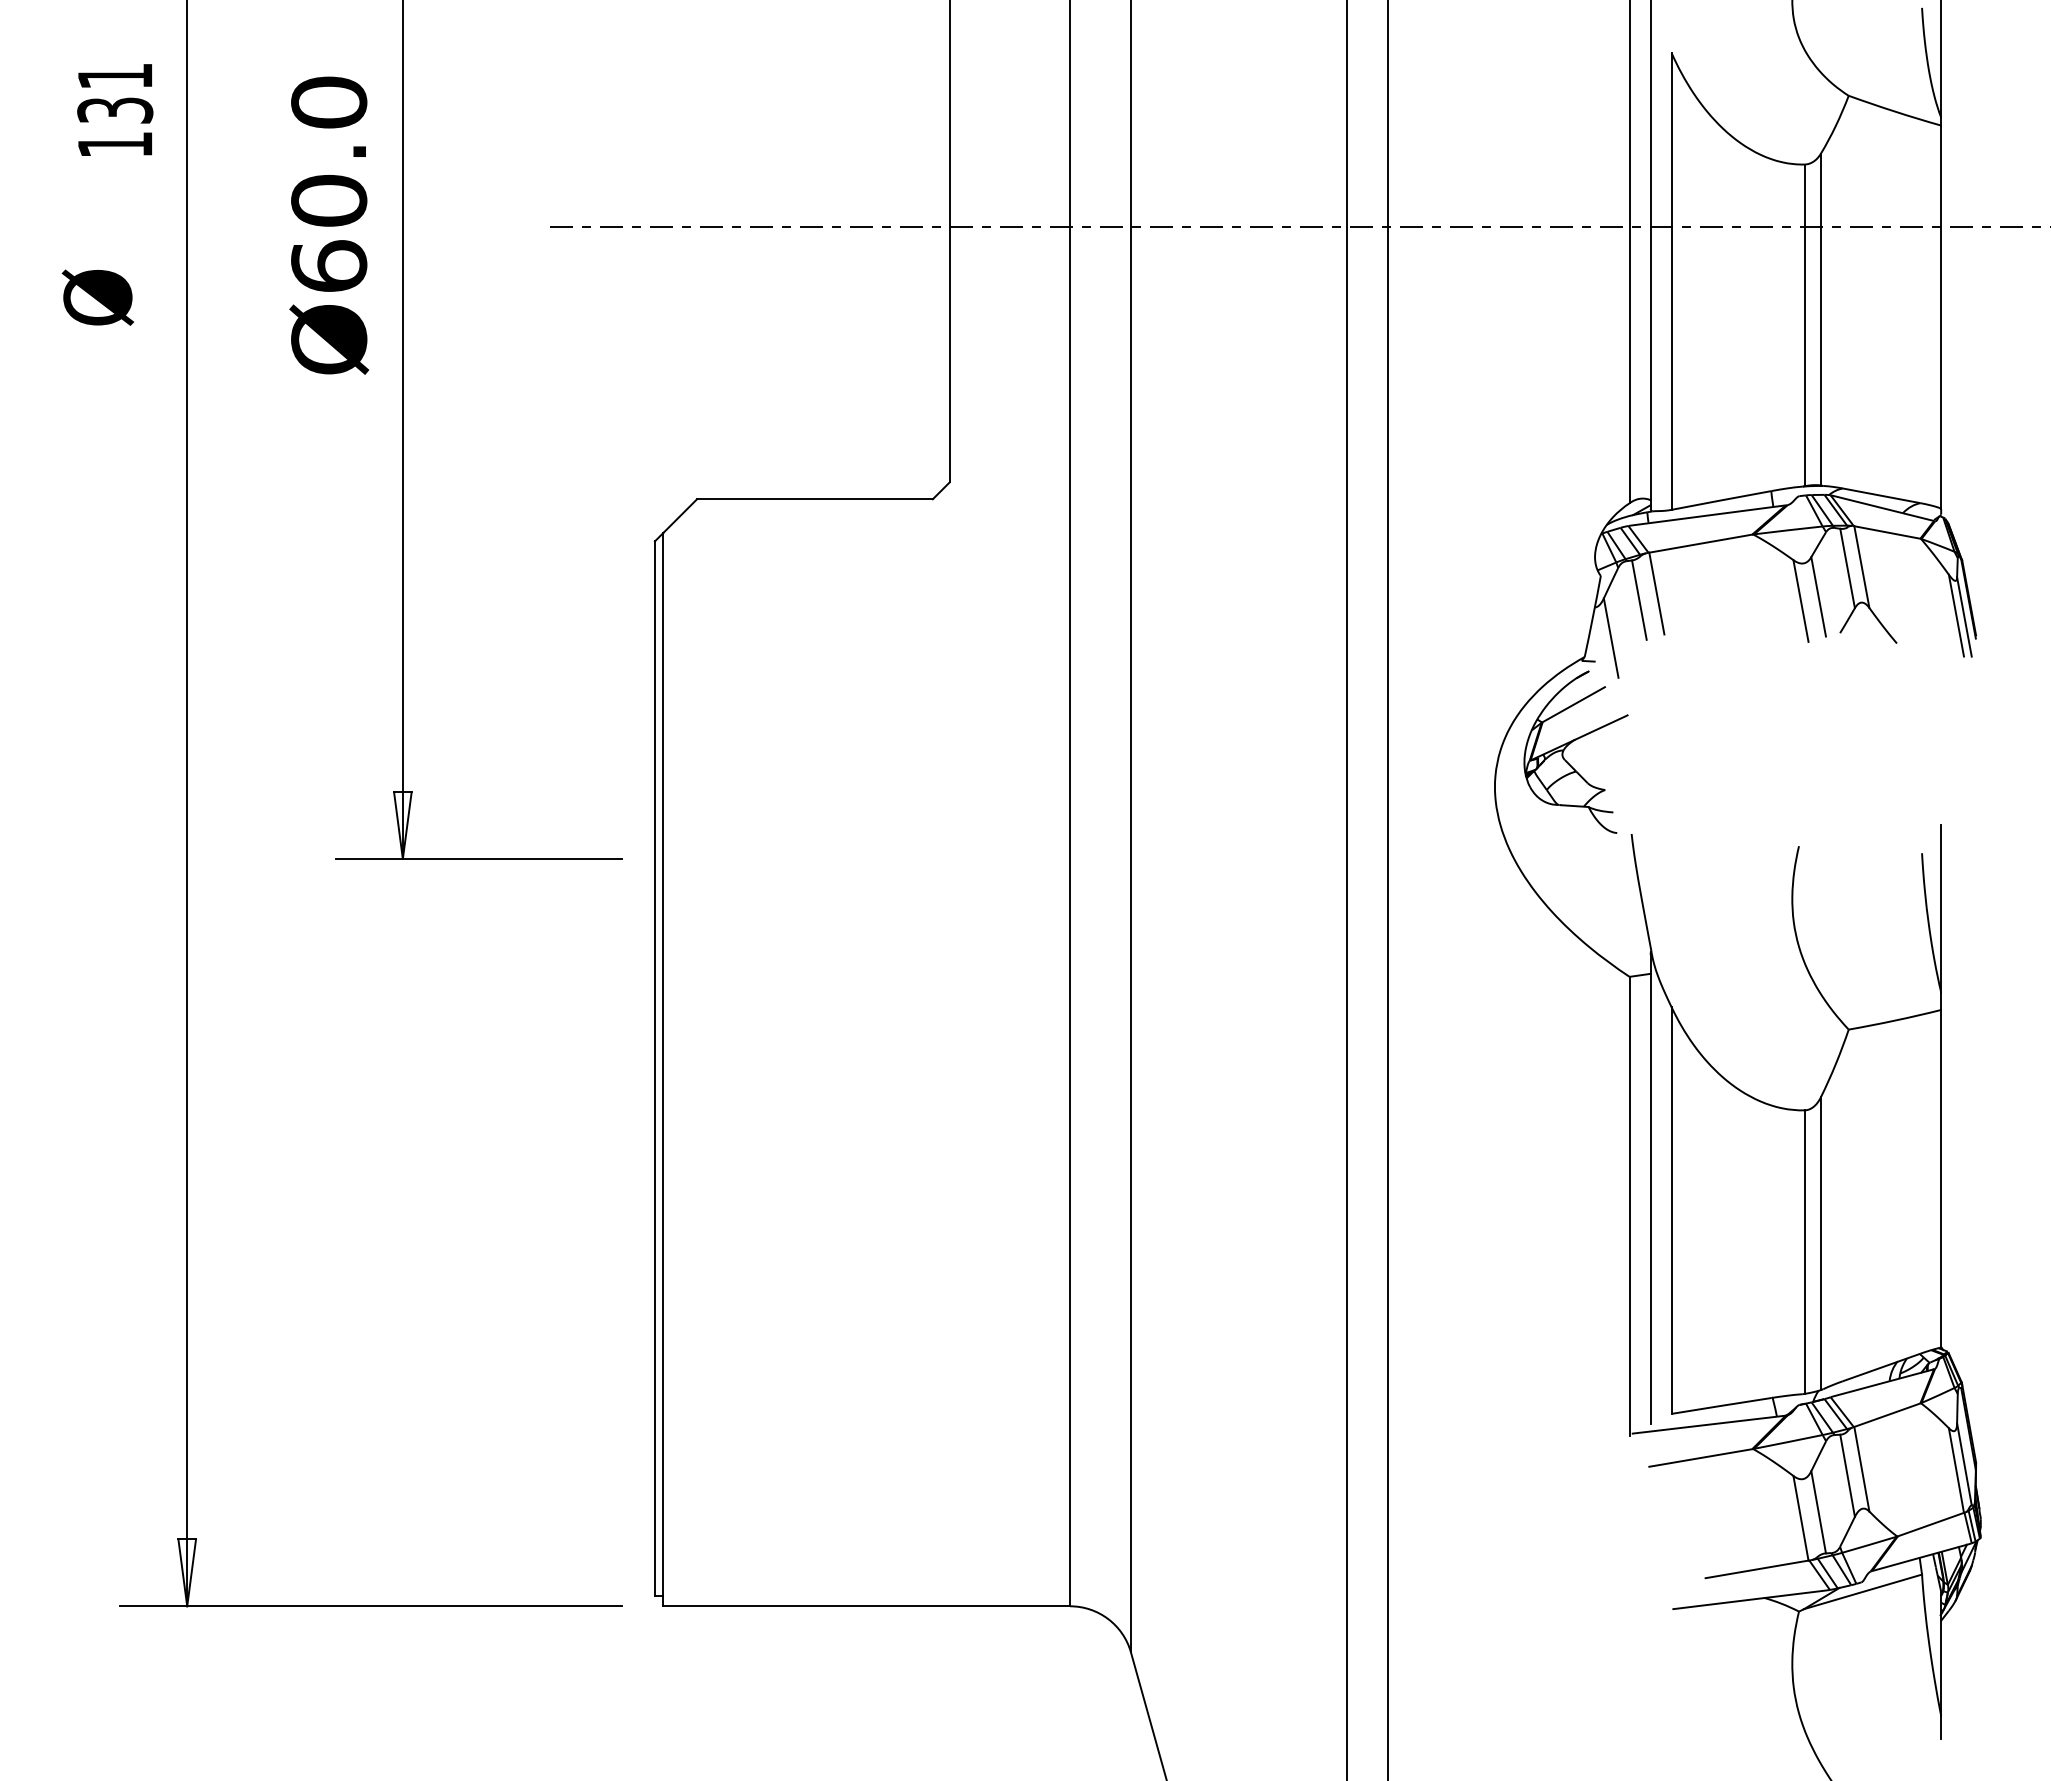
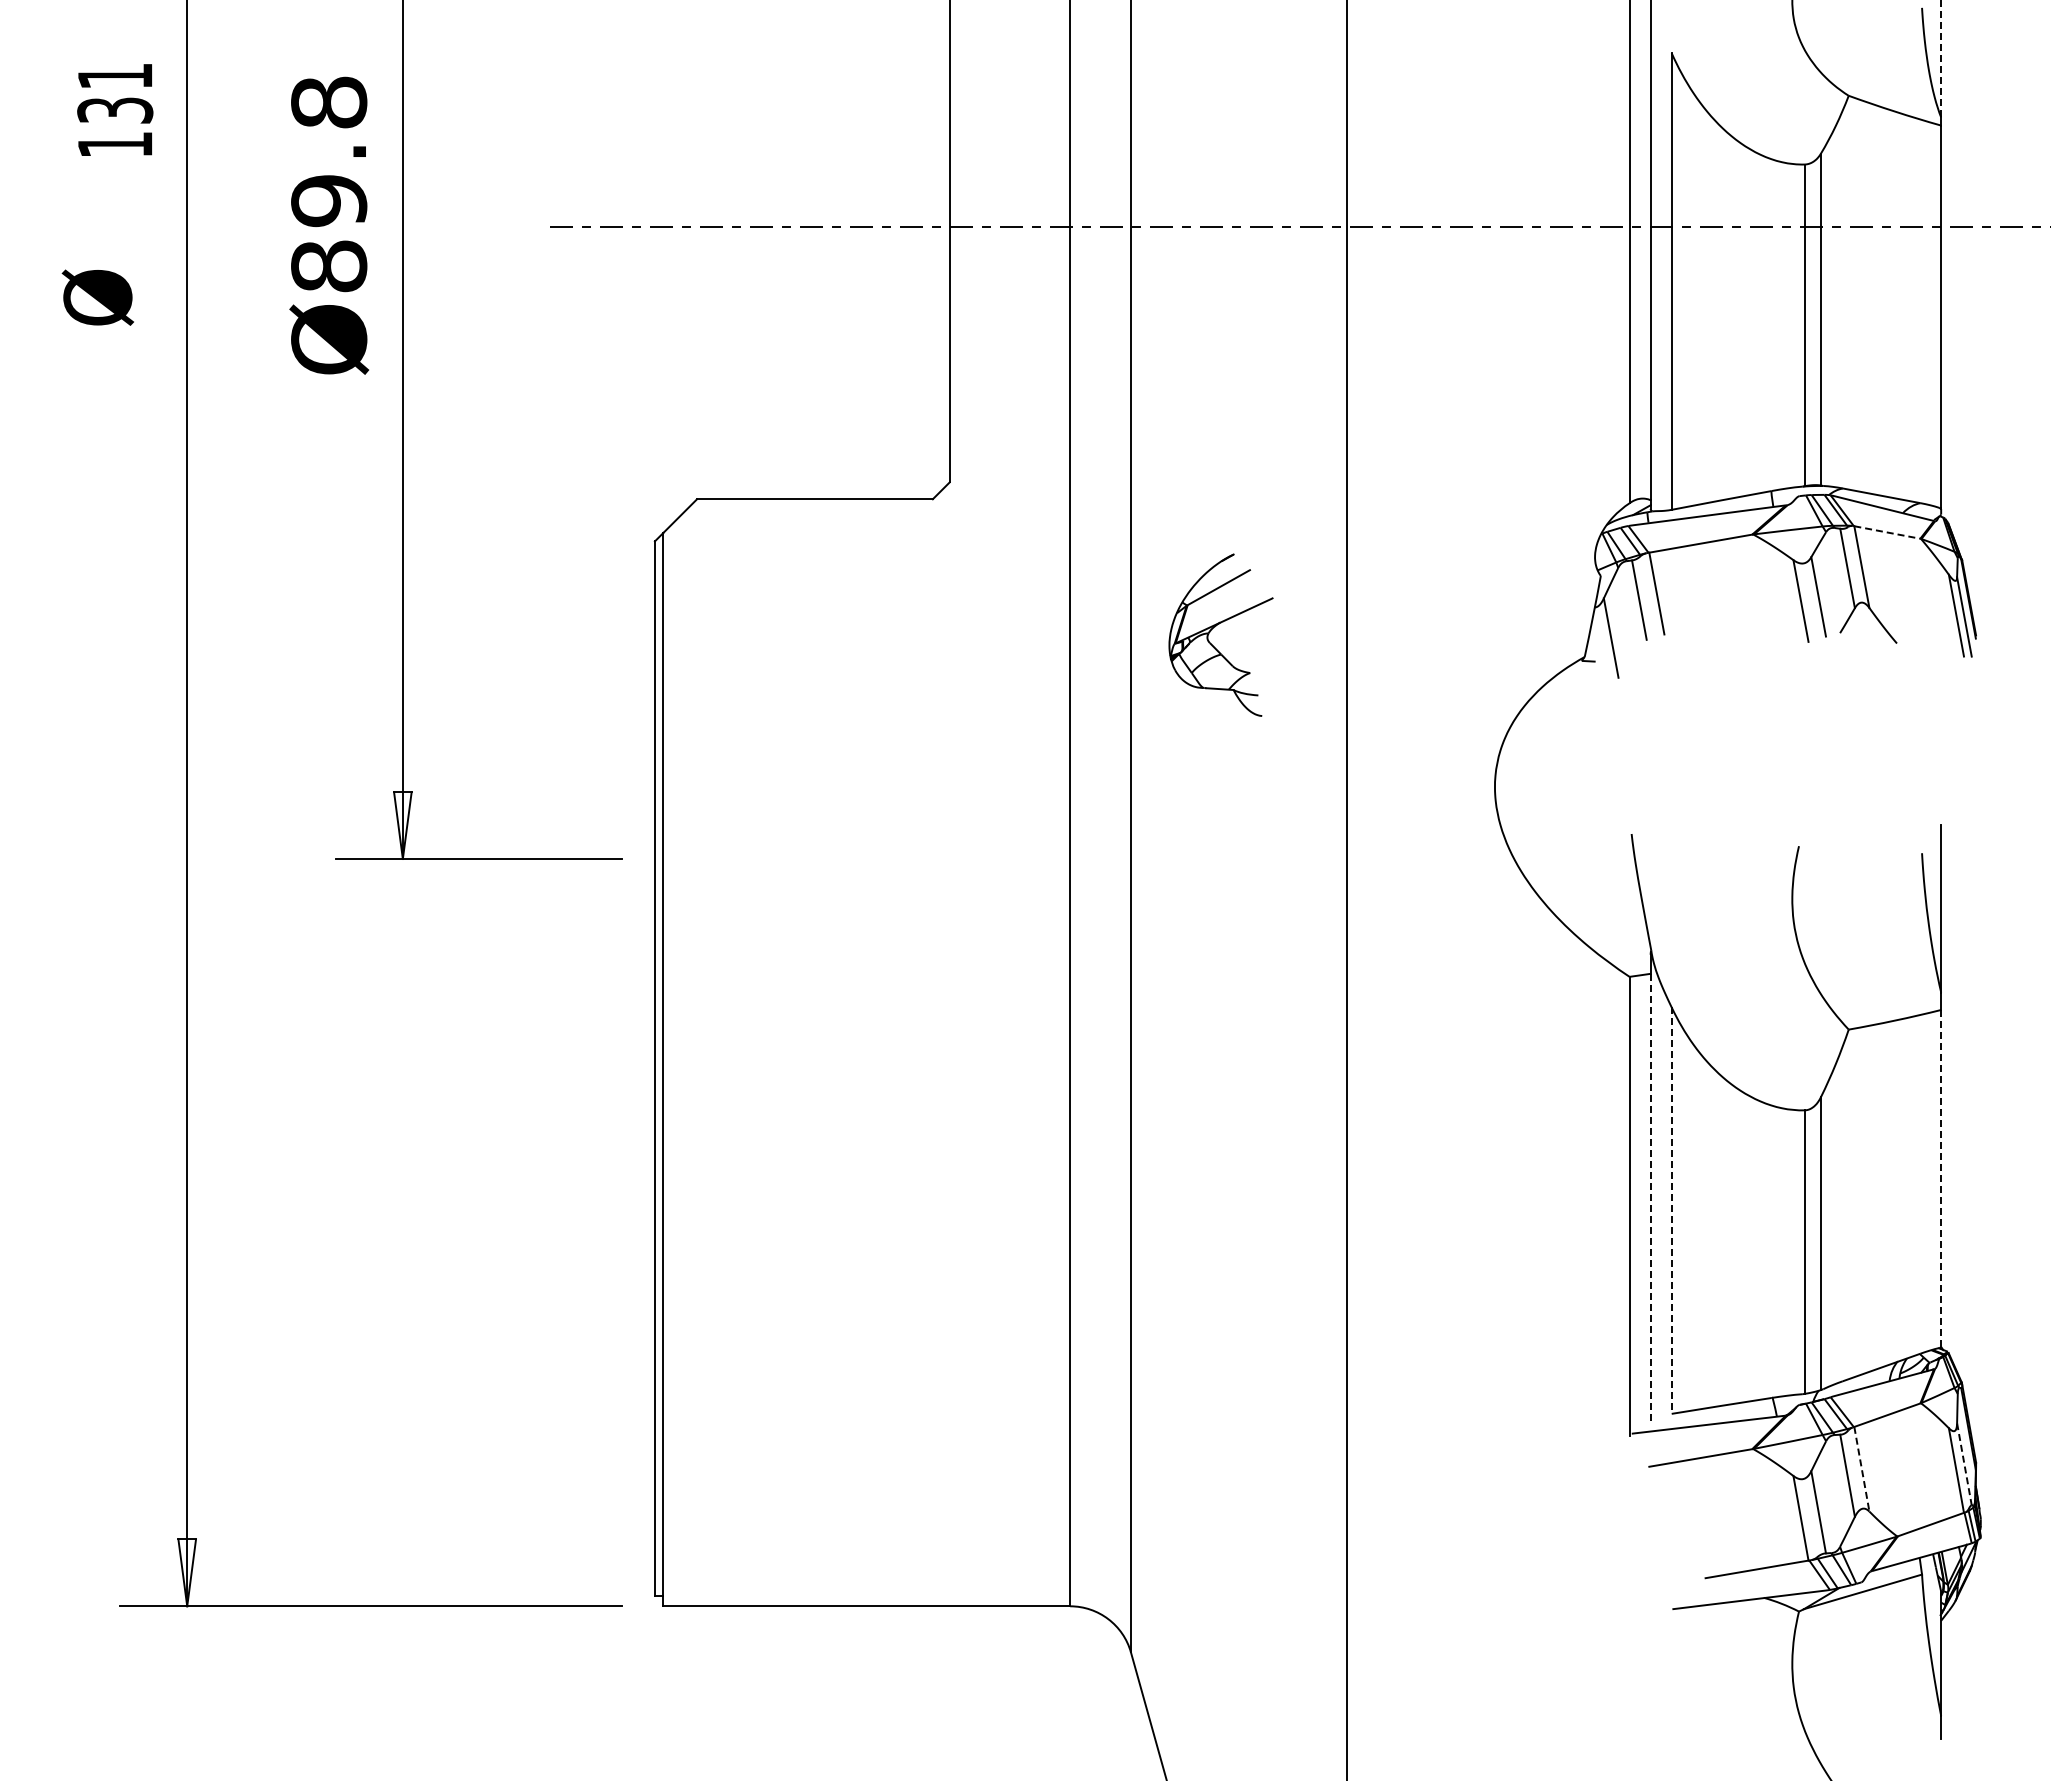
line: solid -> dashed (1941, 58)
text: Ø60.0 -> Ø89.8 (329, 184)
line: solid -> dashed (1887, 532)
part position: (1570, 744) -> (1215, 627) (1215, 627)
line: present -> none (1387, 889)
line: solid -> dashed (1941, 1178)
line: solid -> dashed (1650, 1199)
line: solid -> dashed (1671, 1211)
line: solid -> dashed (1964, 1464)
line: solid -> dashed (1861, 1469)
